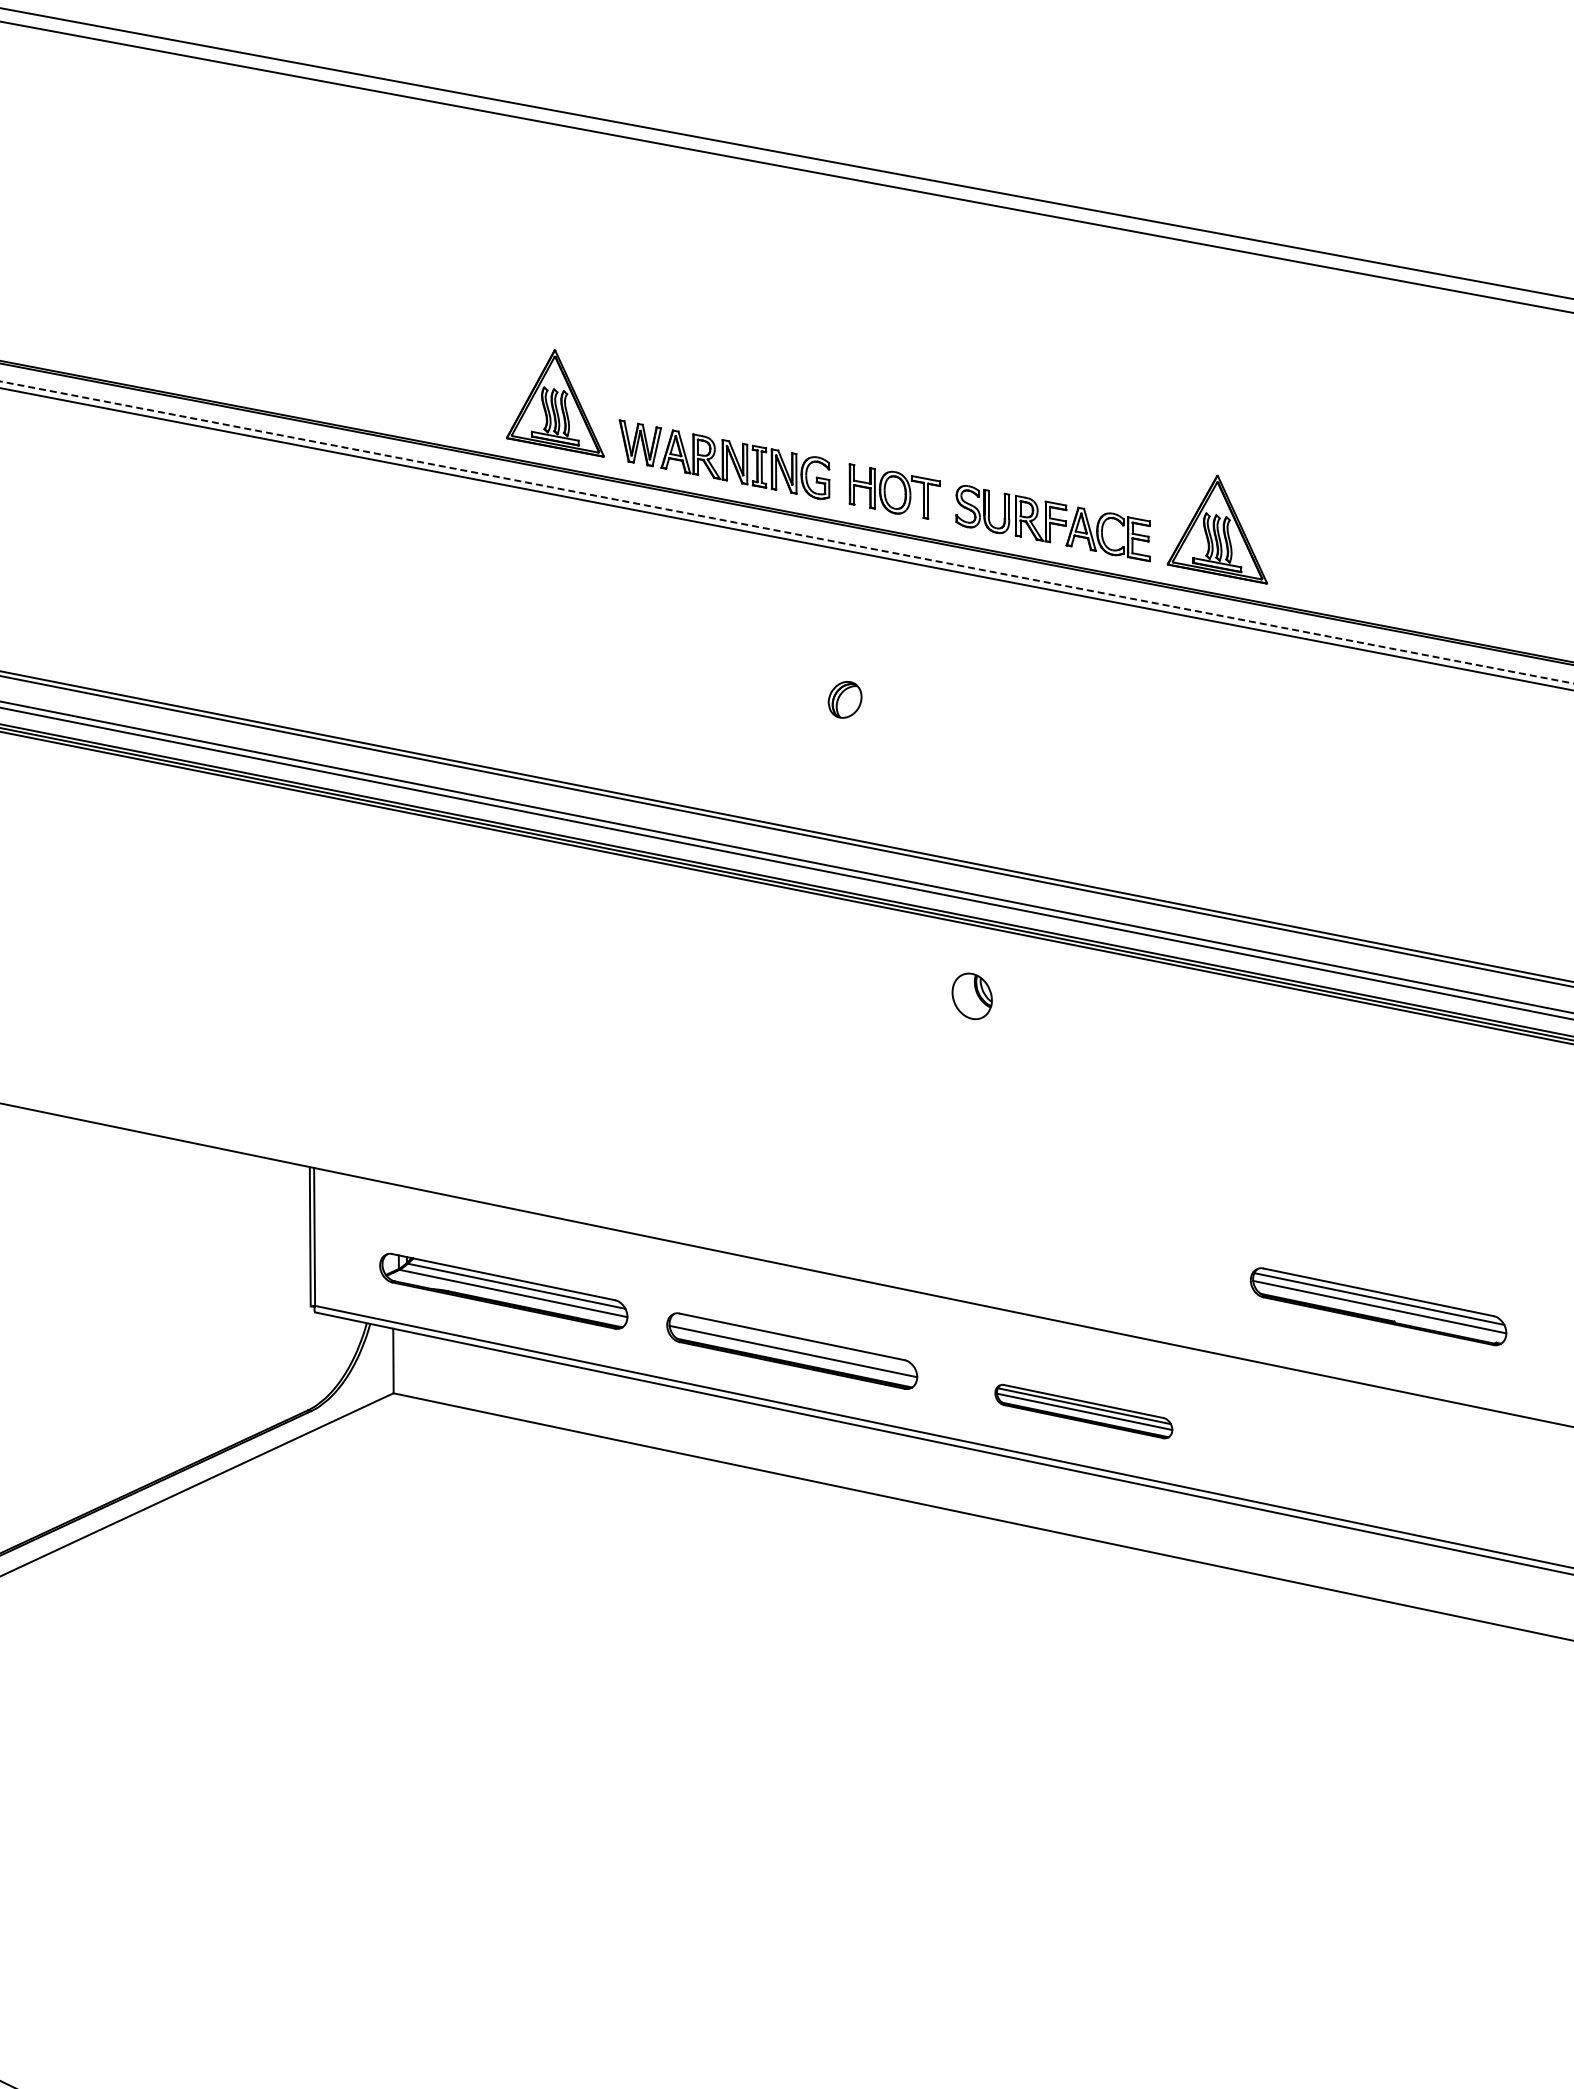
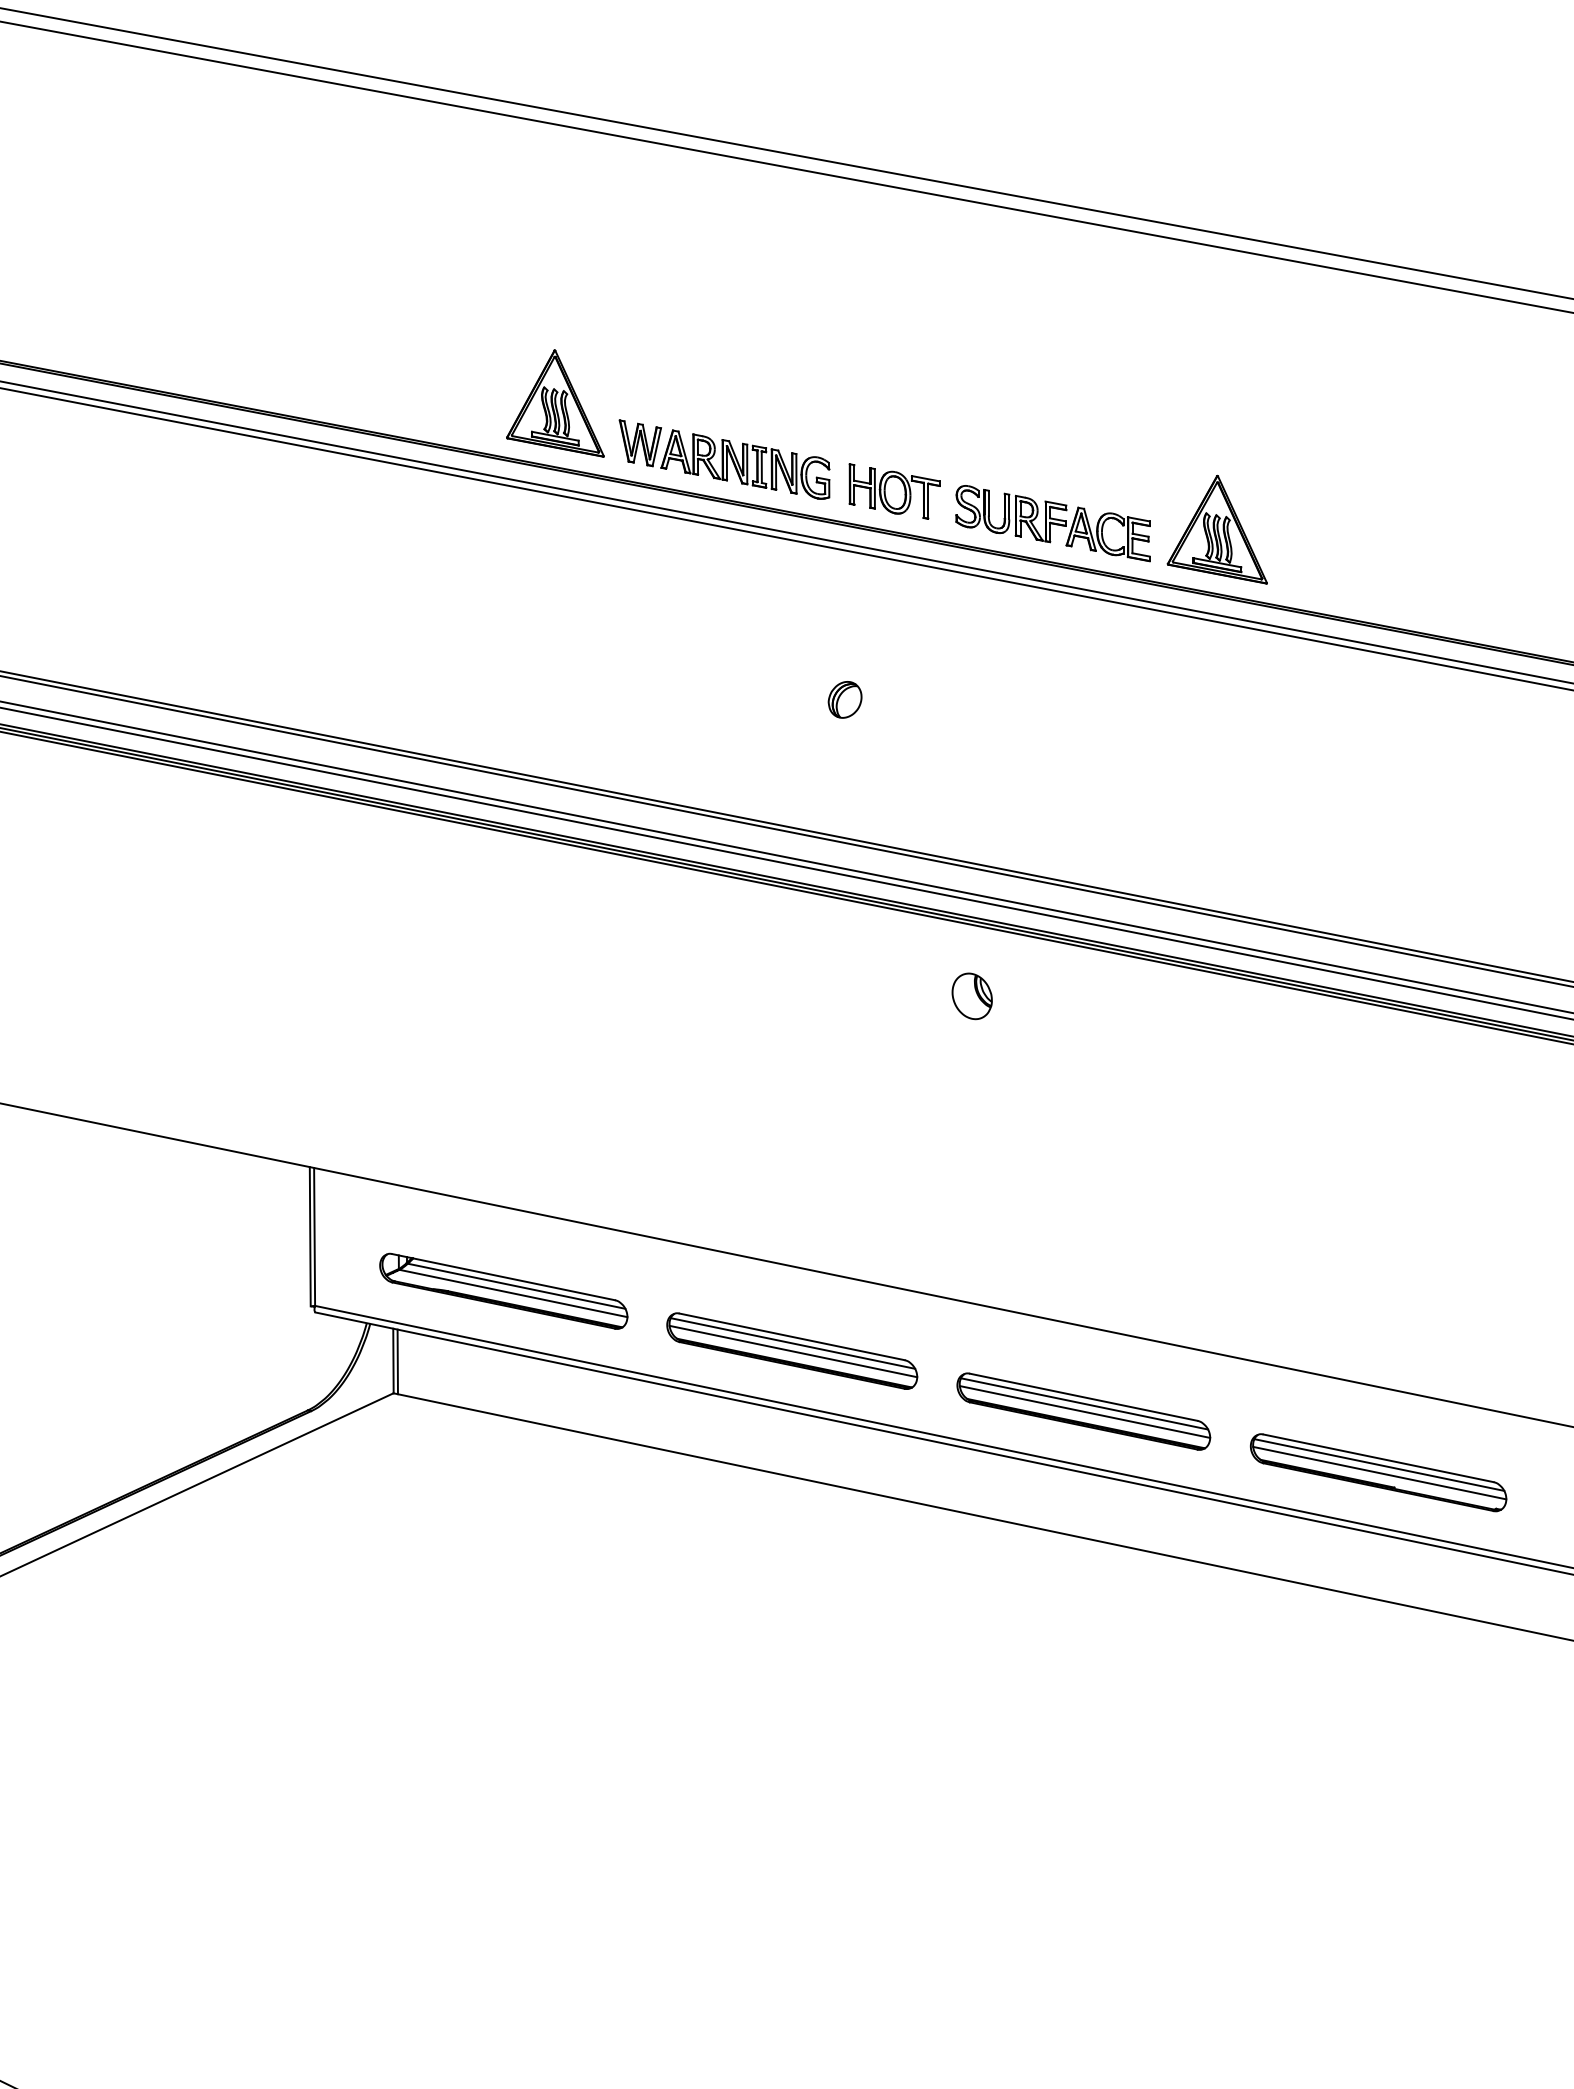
line: dashed -> solid (786, 532)
part position: (1378, 1306) -> (1378, 1472) (1378, 1472)
line: none -> present (792, 1343)
line: none -> present (397, 1361)
part size: 180x57 px -> 256x79 px (1083, 1411)
